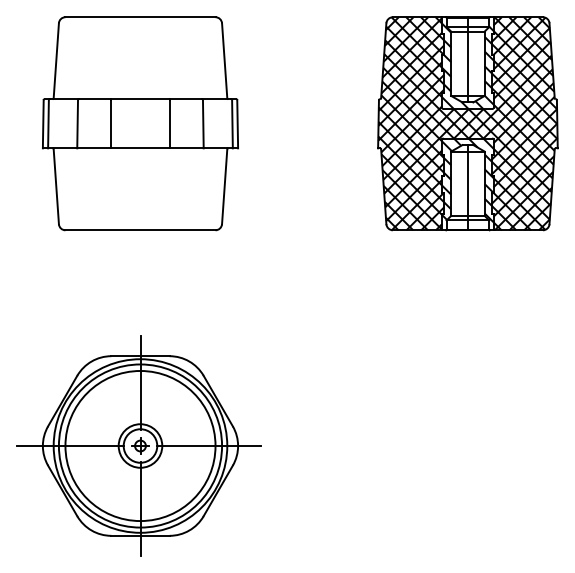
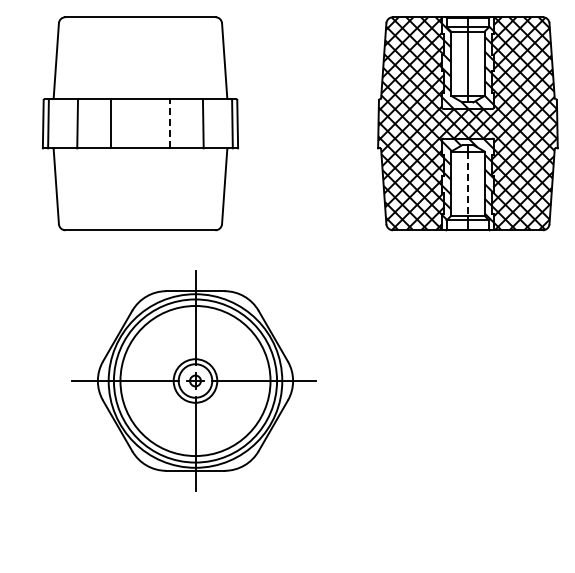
line: solid -> dashed (169, 123)
line: solid -> dashed (467, 184)
part position: (138, 445) -> (193, 380) (193, 380)
